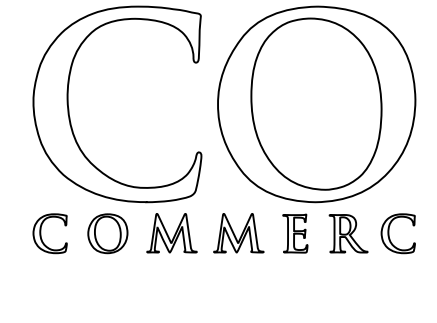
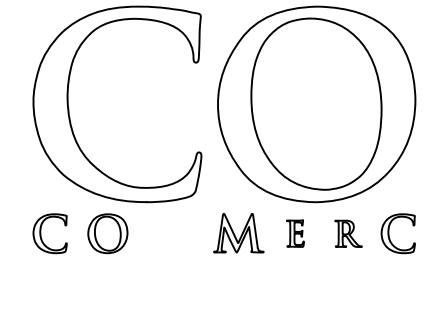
part: present -> none (171, 233)
part size: 27x41 px -> 19x29 px (295, 233)
part size: 41x40 px -> 29x29 px (348, 233)
